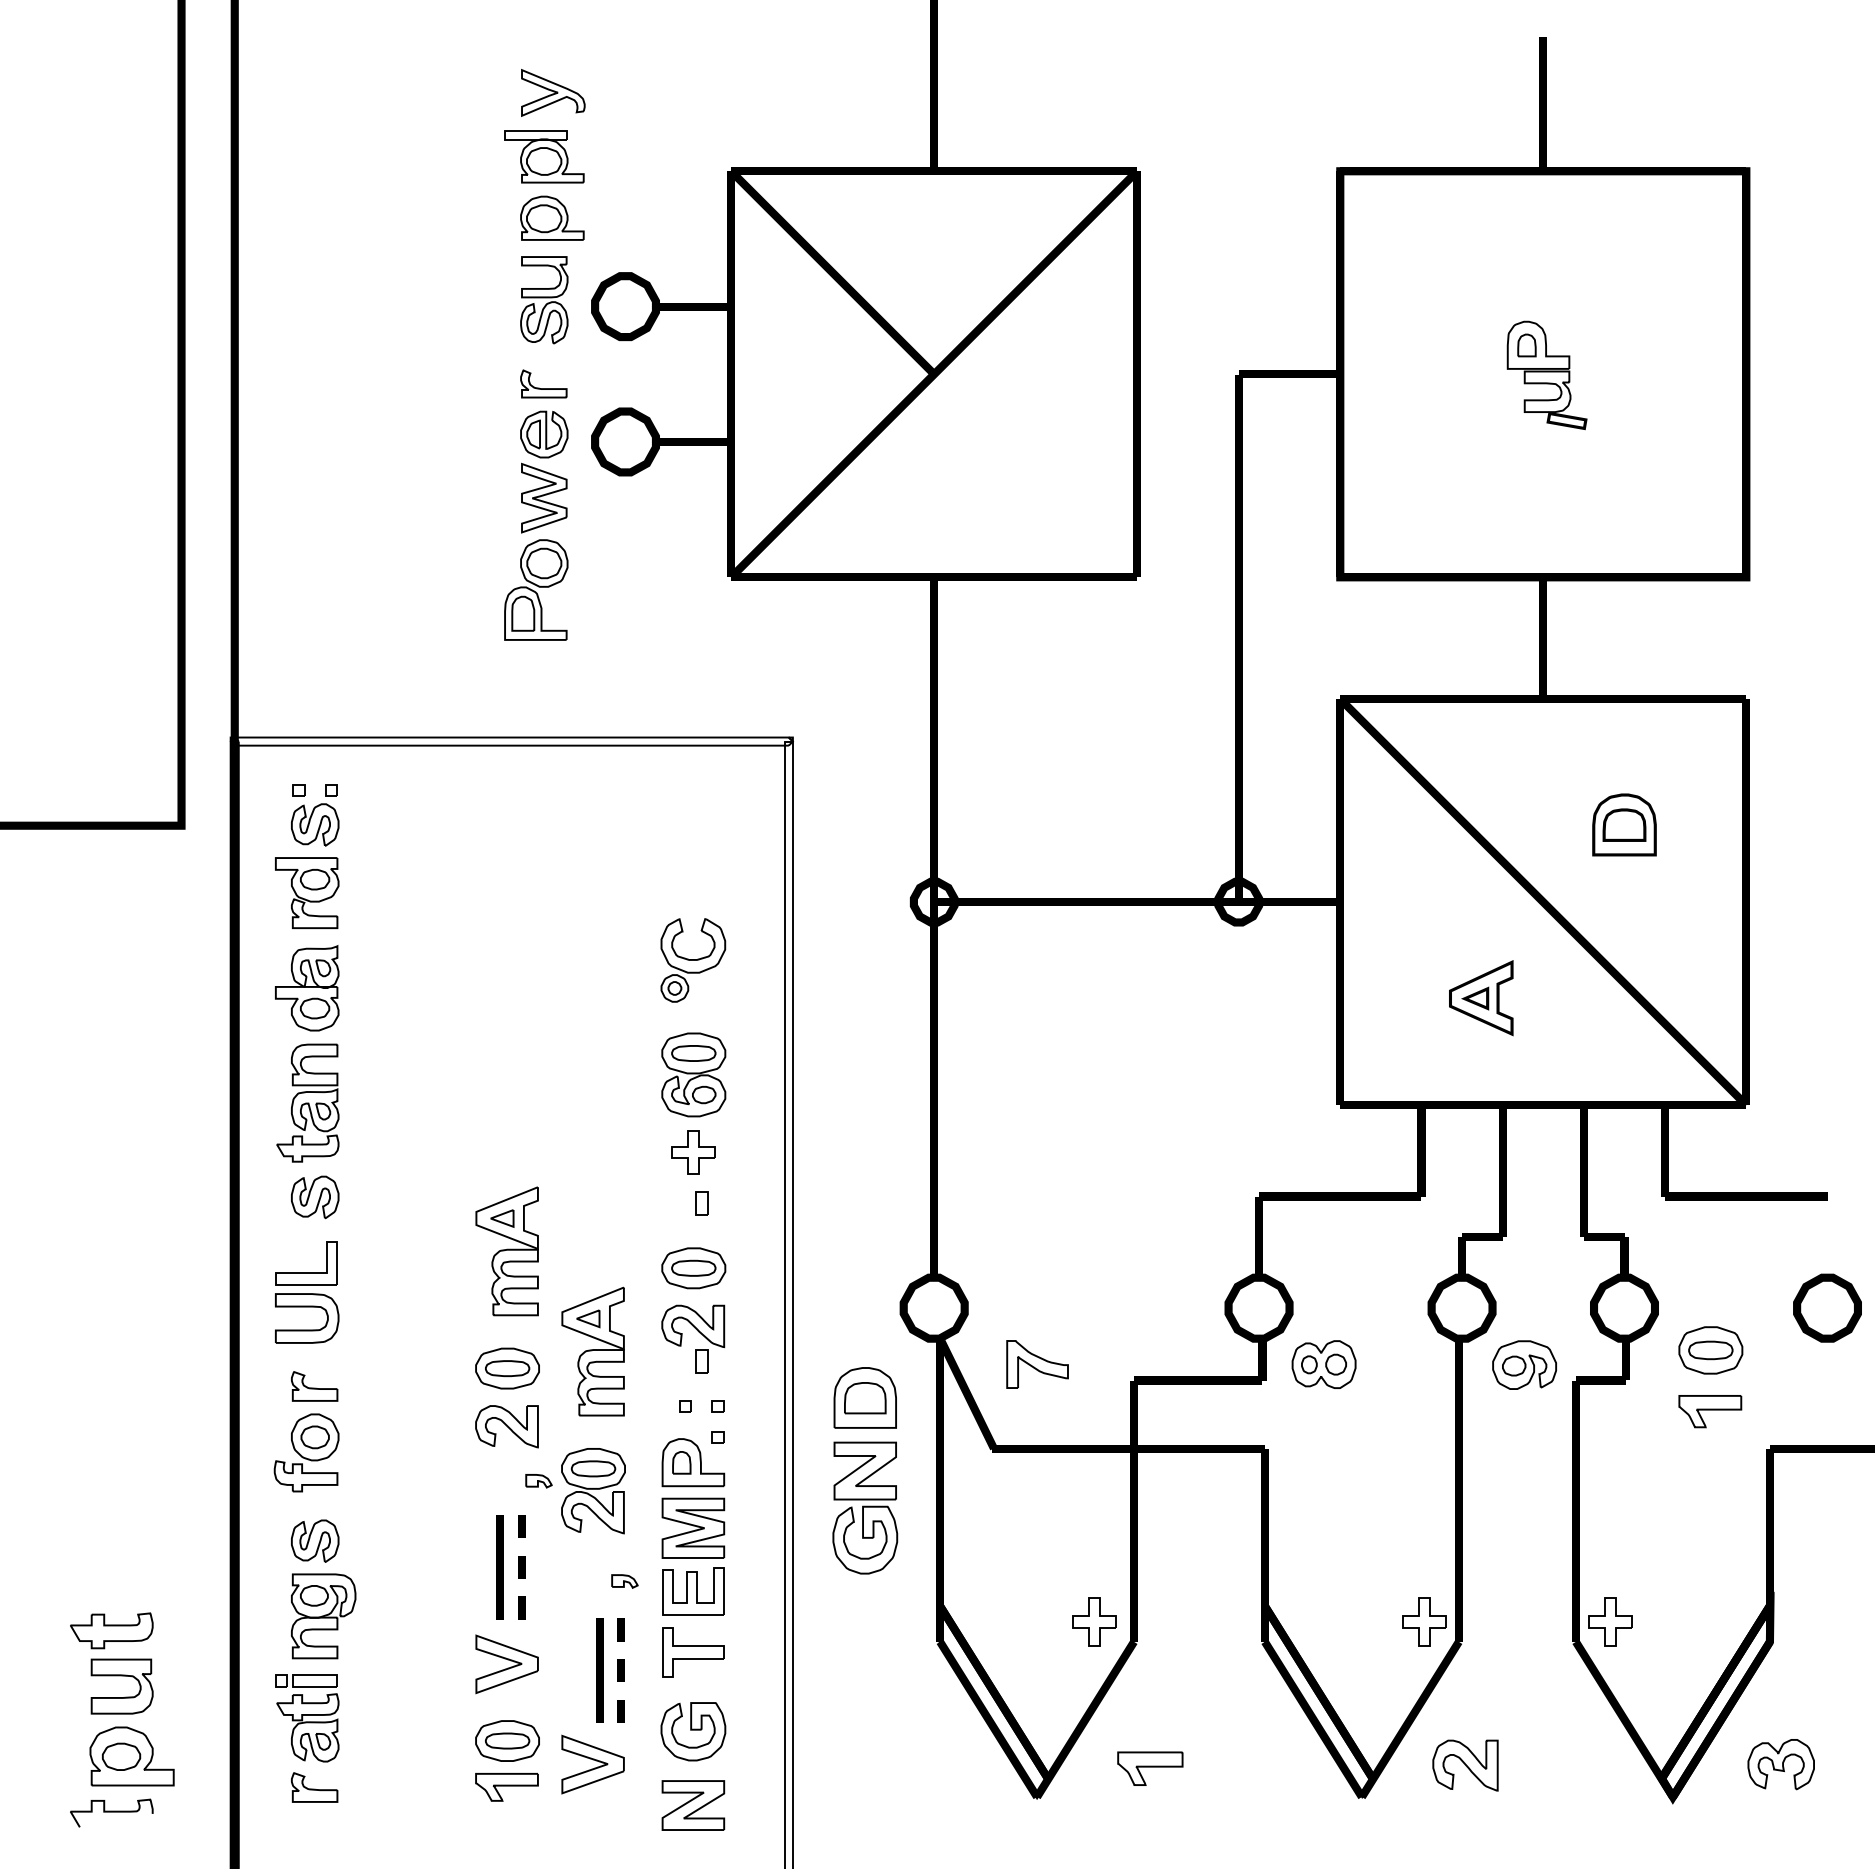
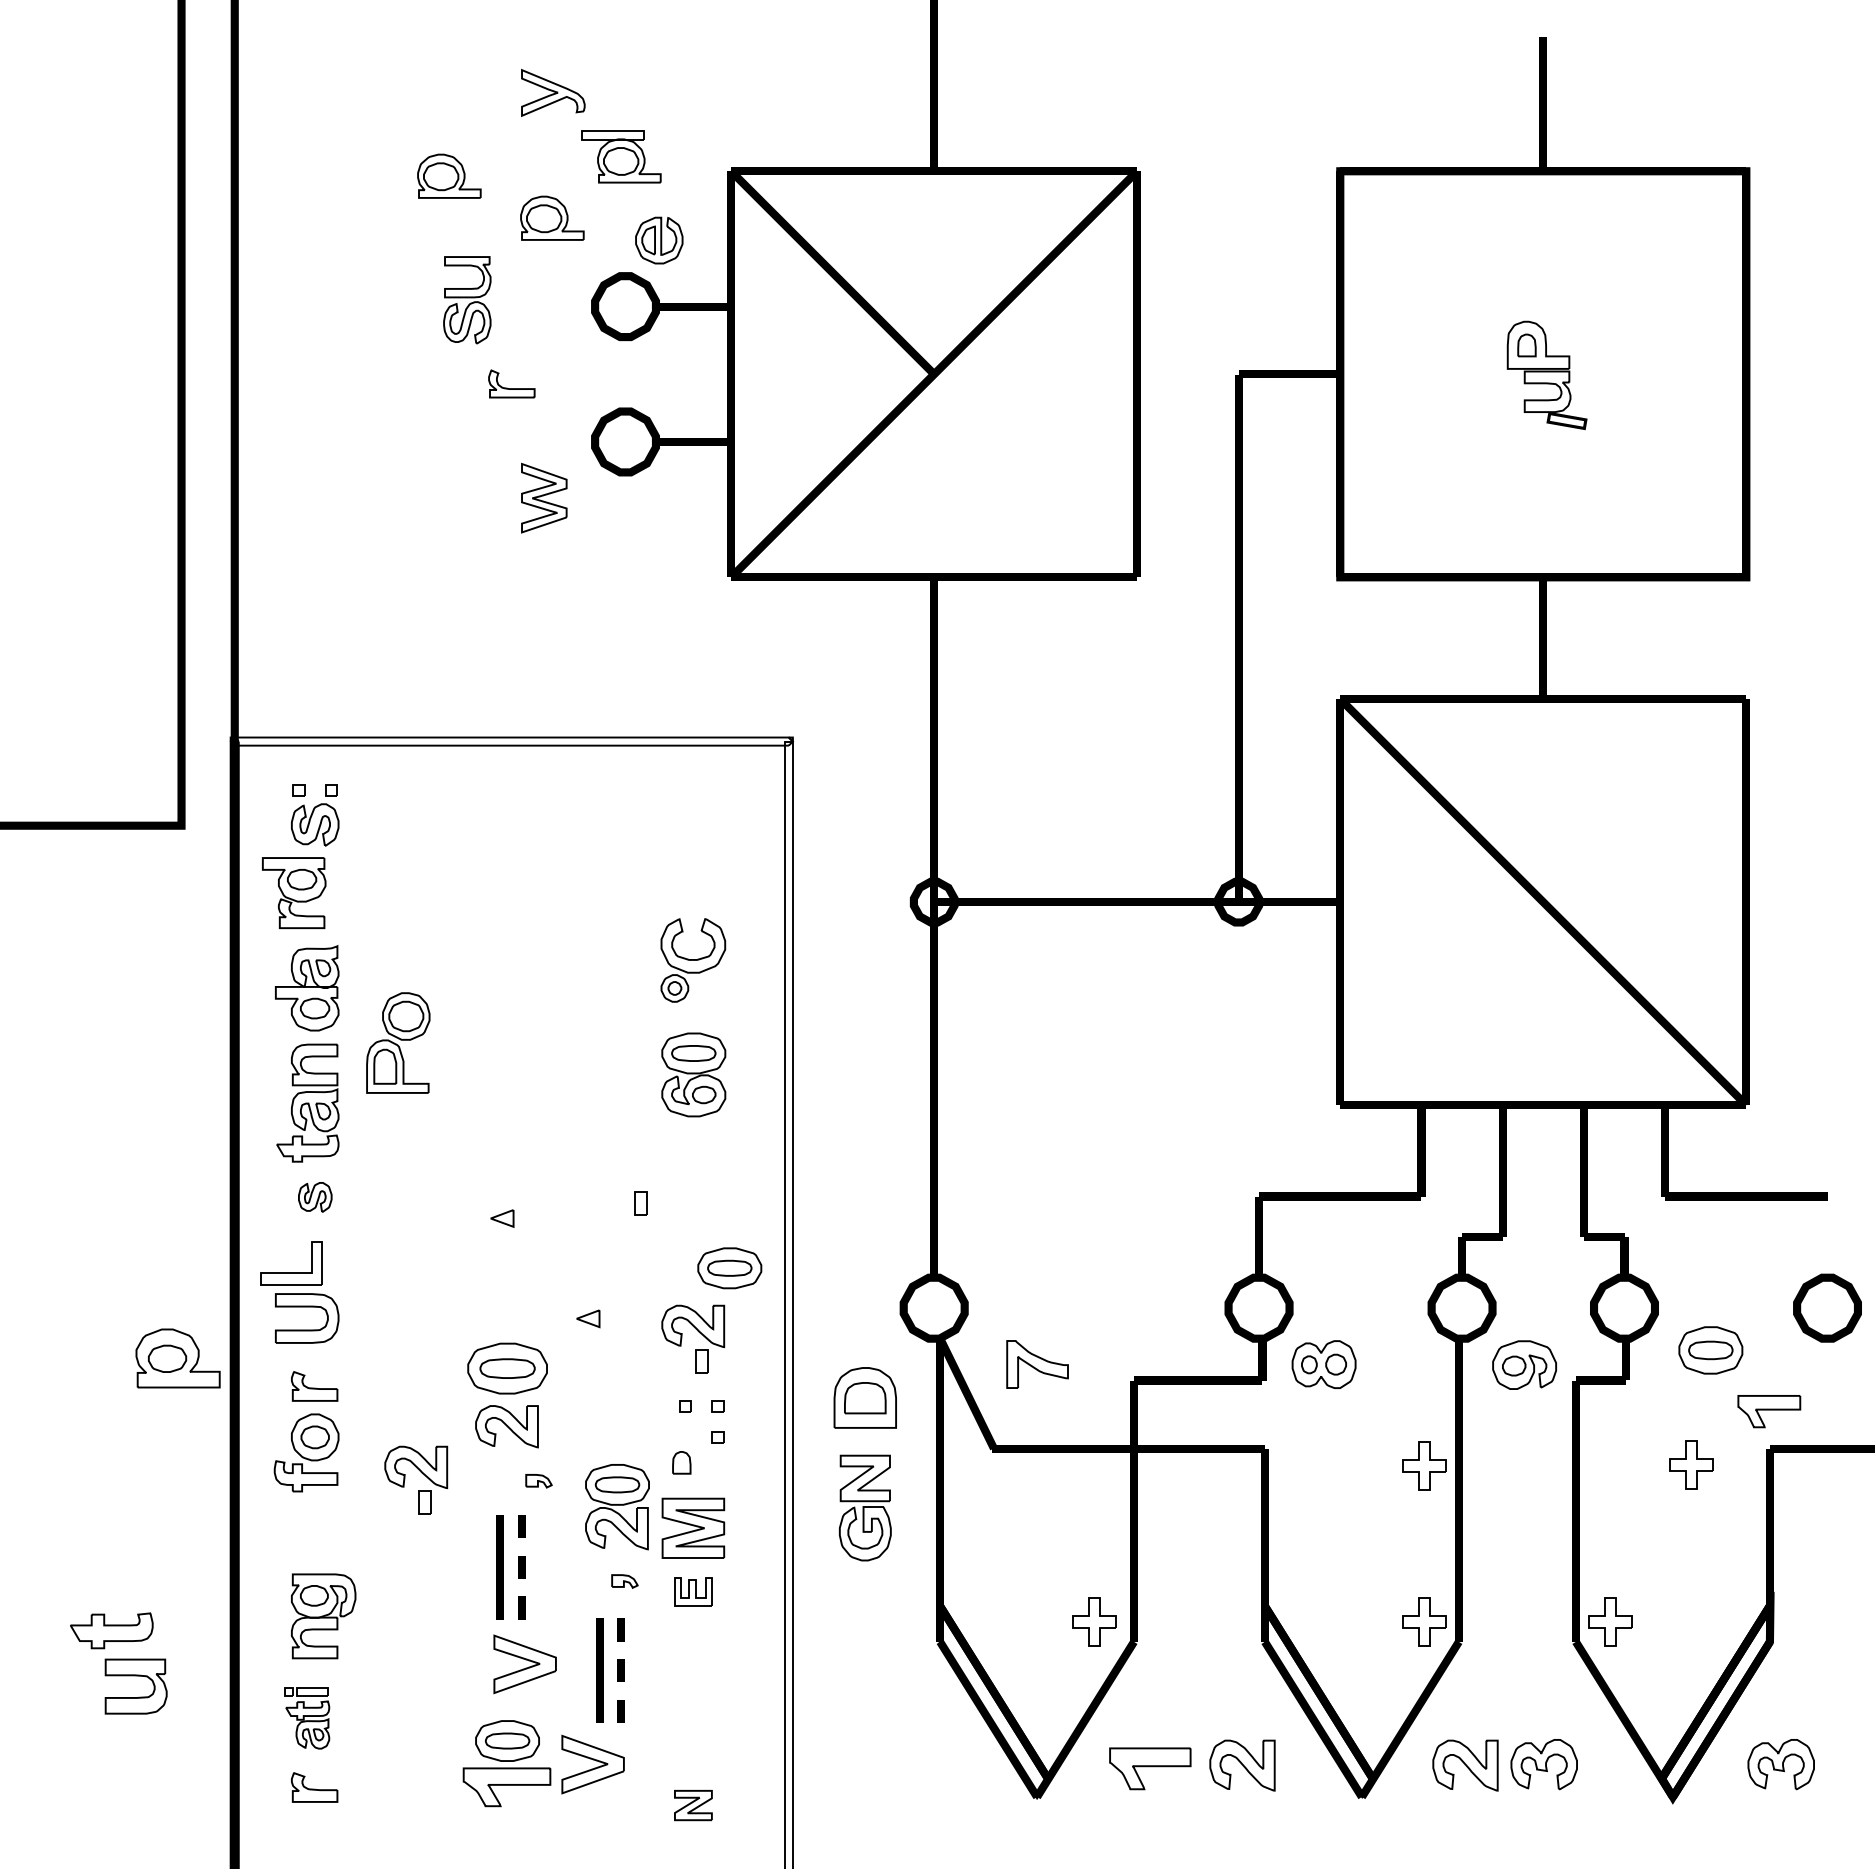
part position: (544, 156) -> (621, 156) (621, 156)
part: none -> present (449, 175)
part position: (544, 300) -> (467, 300) (467, 300)
part position: (543, 383) -> (511, 383) (511, 383)
part position: (544, 434) -> (659, 240) (659, 240)
part position: (536, 589) -> (398, 1042) (398, 1042)
part: present -> none (1624, 824)
part position: (307, 893) -> (294, 893) (294, 893)
part: present -> none (1481, 998)
part: present -> none (693, 1152)
part size: 49x45 px -> 35x31 px (315, 1197)
part position: (701, 1203) -> (640, 1203) (640, 1203)
part: present -> none (506, 1251)
part position: (693, 1268) -> (729, 1268) (729, 1268)
part position: (306, 1272) -> (291, 1272) (291, 1272)
part: present -> none (592, 1351)
part size: 65x43 px -> 81x53 px (507, 1368)
part position: (1710, 1411) -> (1769, 1411) (1769, 1411)
part: present -> none (693, 1462)
part: none -> present (1691, 1464)
part: none -> present (1424, 1465)
part: none -> present (421, 1473)
part position: (593, 1491) -> (617, 1507) (617, 1507)
part size: 67x134 px -> 54x108 px (864, 1507)
part: present -> none (315, 1540)
part size: 63x49 px -> 39x30 px (693, 1591)
part: present -> none (693, 1652)
part position: (506, 1664) -> (524, 1664) (524, 1664)
part position: (121, 1676) -> (135, 1676) (135, 1676)
part size: 65x89 px -> 47x63 px (307, 1718)
part: present -> none (693, 1731)
part position: (131, 1756) -> (177, 1358) (177, 1358)
part: none -> present (1543, 1764)
part: none -> present (1242, 1765)
part size: 67x35 px -> 83x44 px (1150, 1768)
part size: 64x29 px -> 90x41 px (506, 1787)
part size: 65x51 px -> 39x32 px (693, 1805)
curve: present -> none (111, 1812)
